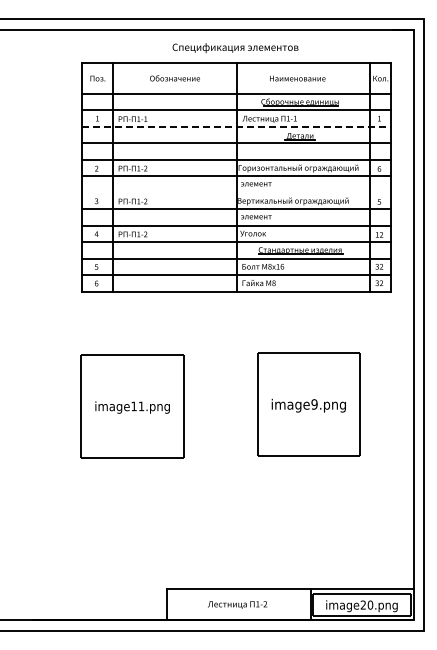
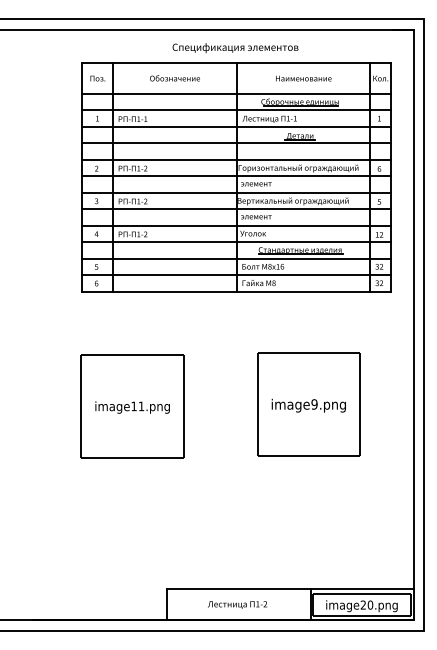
text position: (297, 78) -> (303, 78) (303, 78)
line: dashed -> solid (237, 126)
line: none -> present (236, 192)
